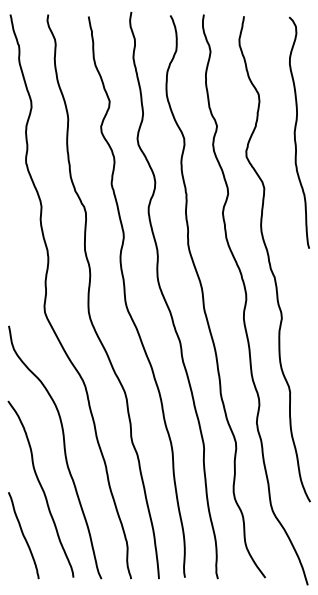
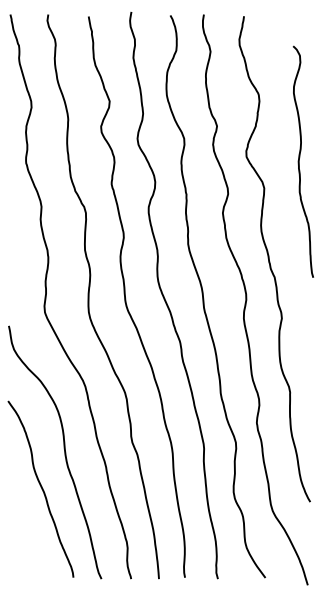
curve position: (295, 132) -> (299, 161) (299, 161)
curve: present -> none (23, 535)
